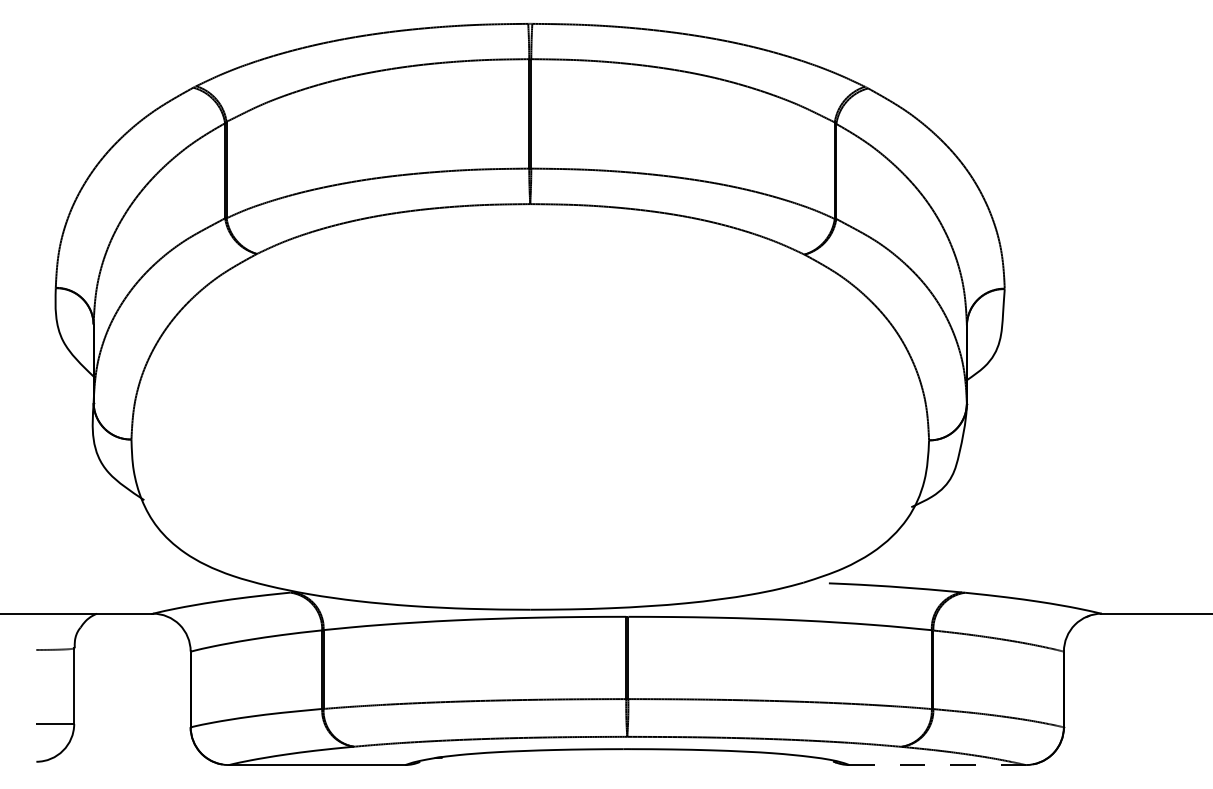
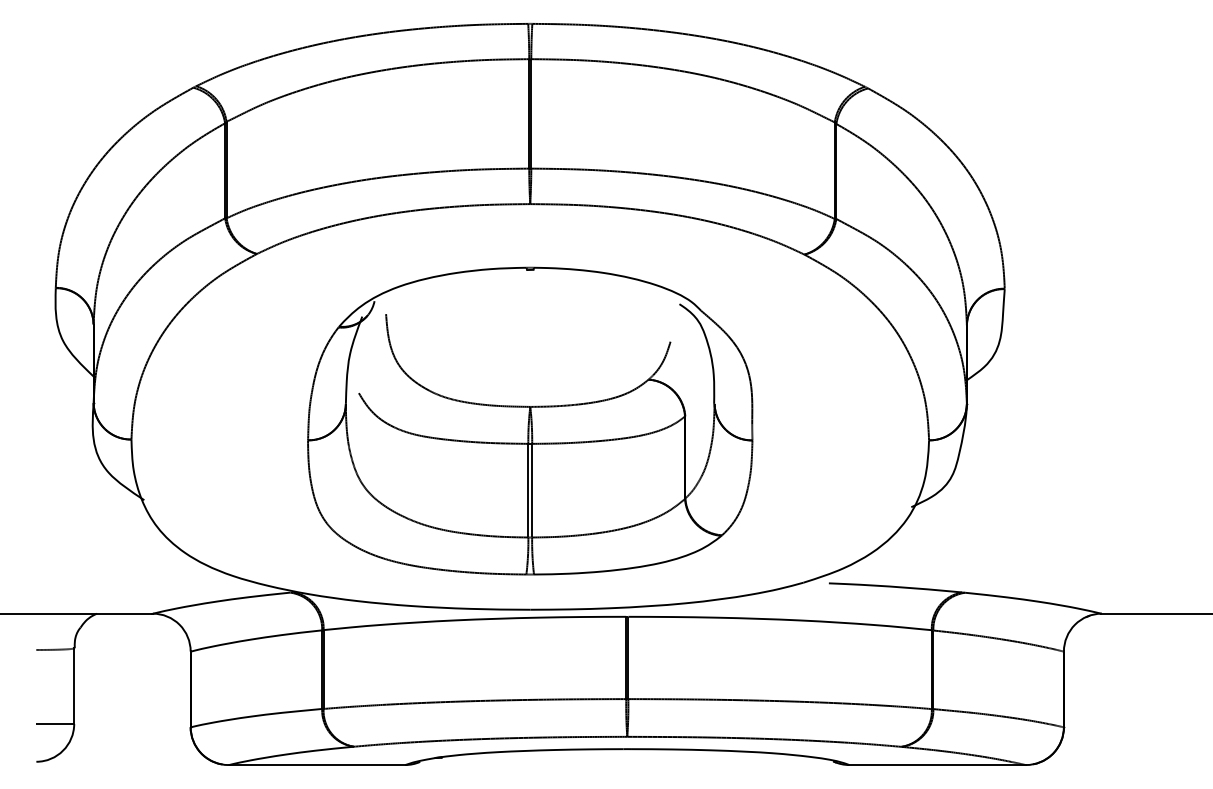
part: none -> present (530, 420)
line: dashed -> solid (938, 765)
